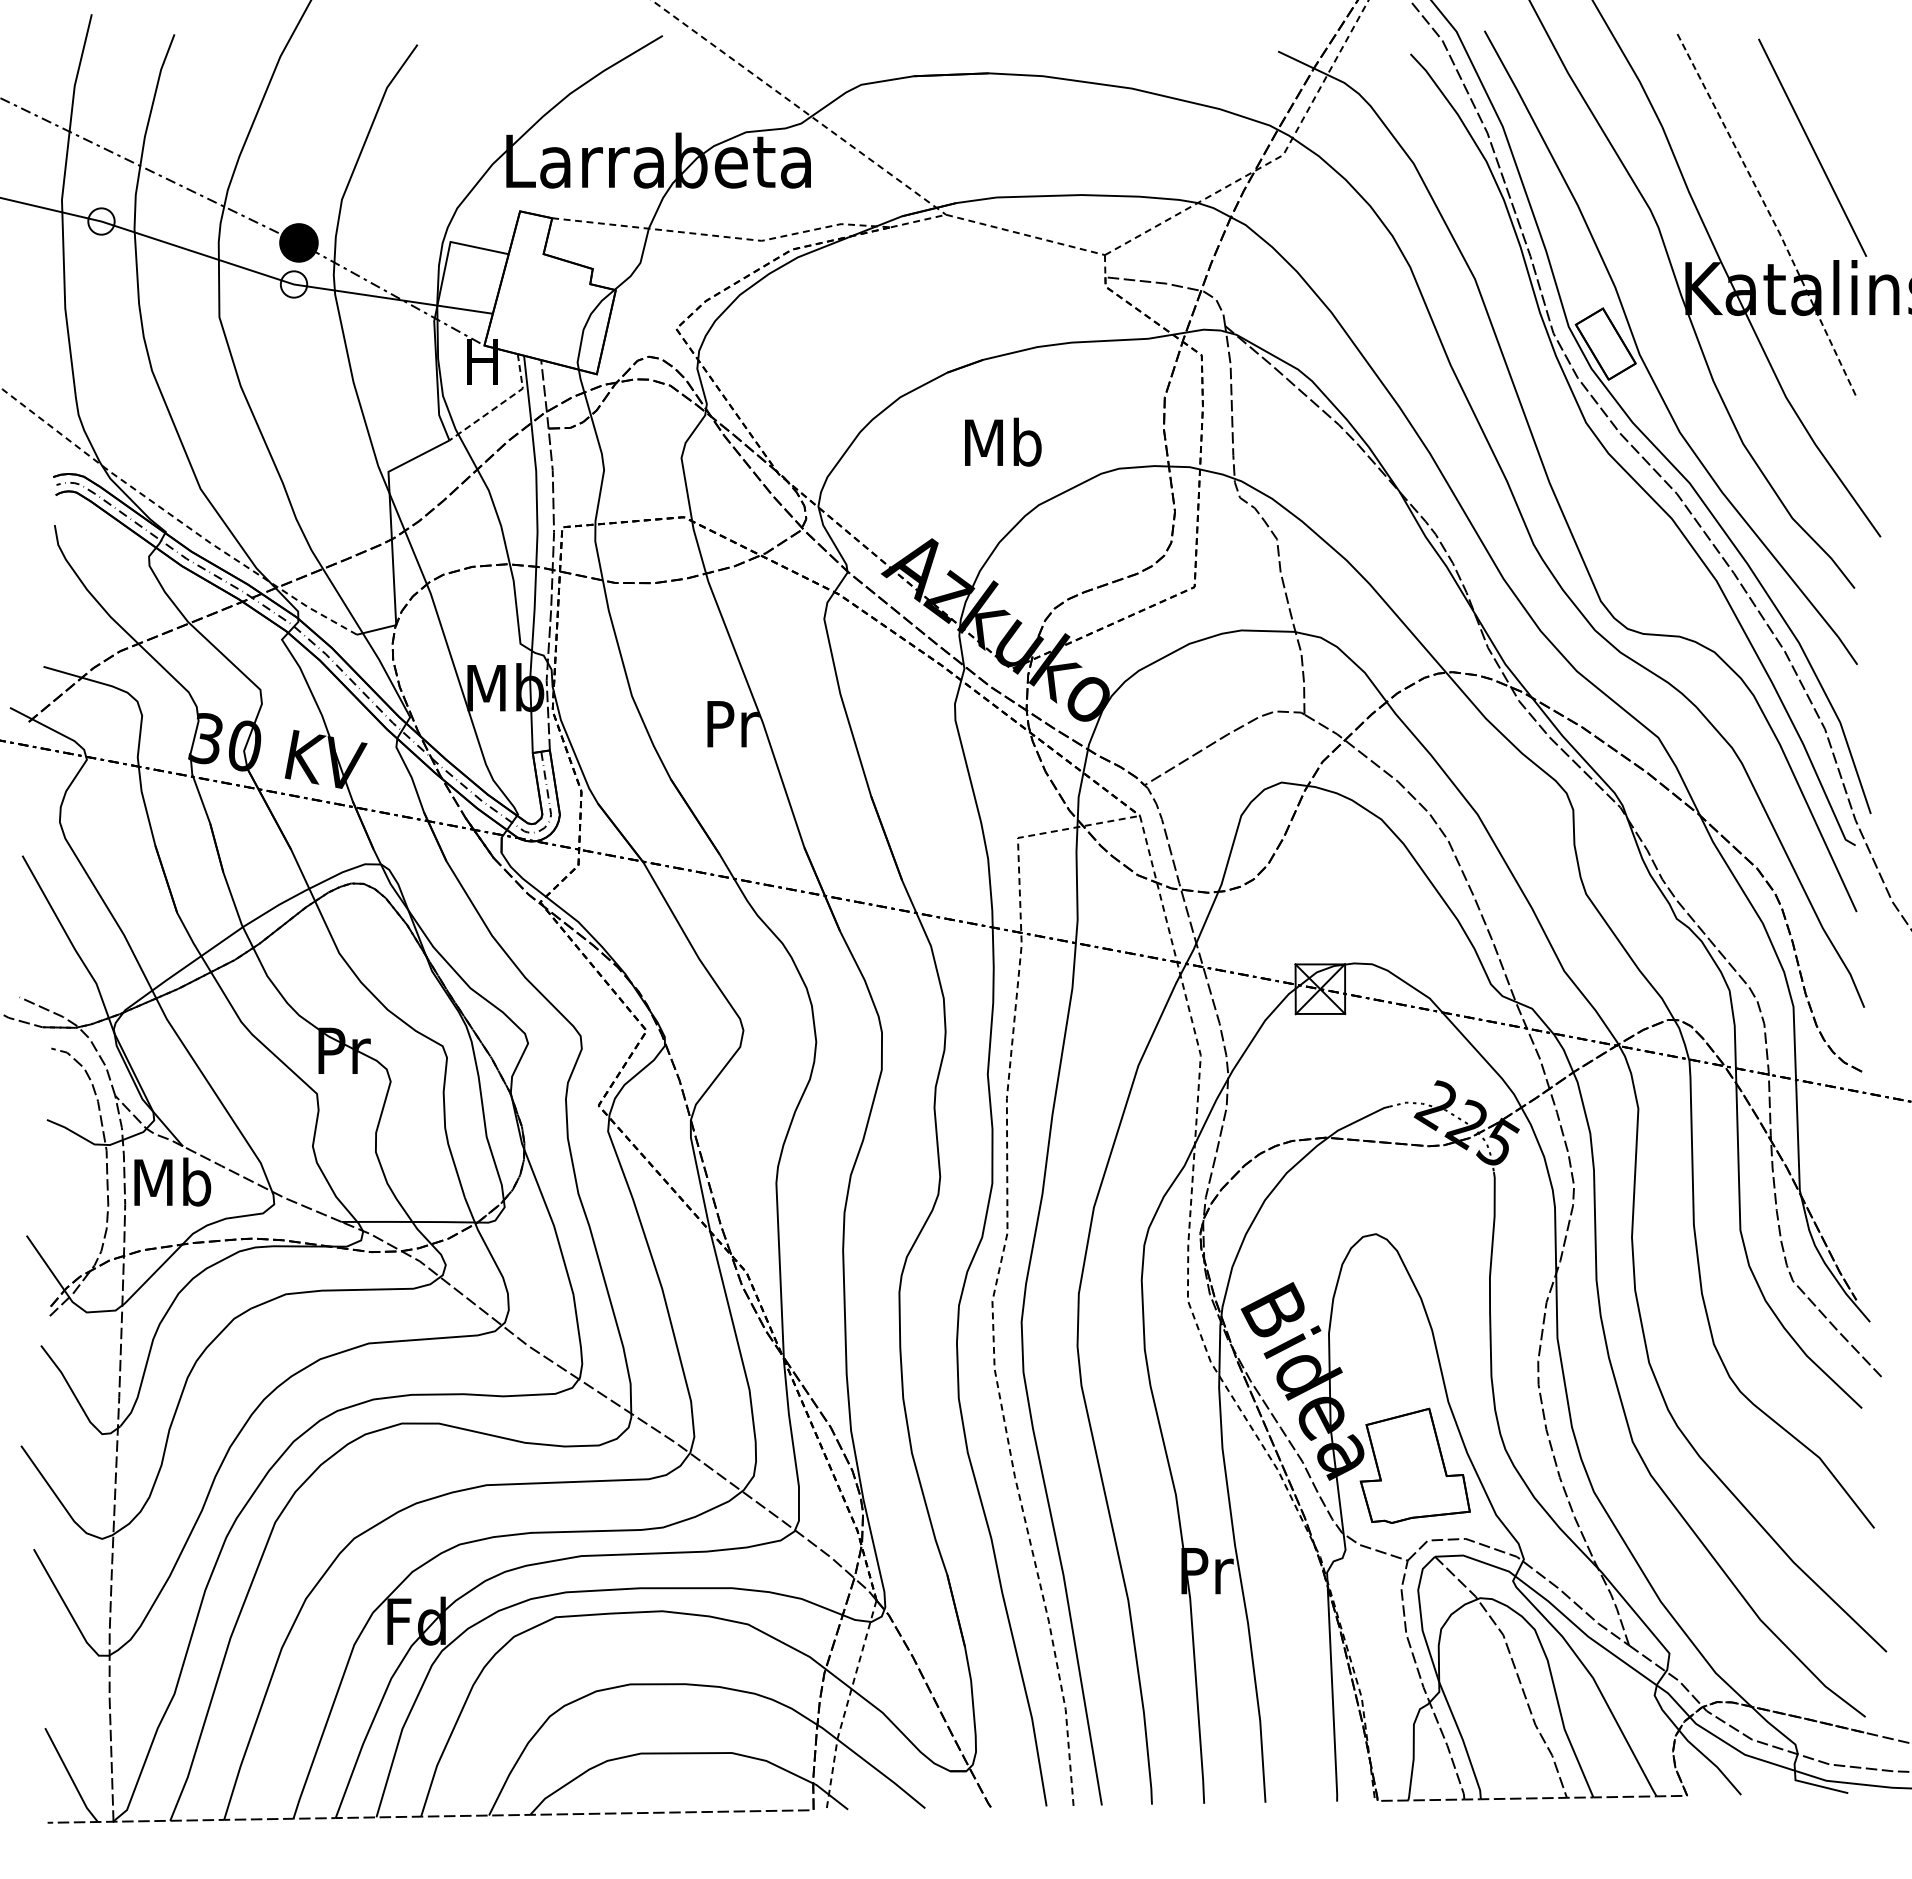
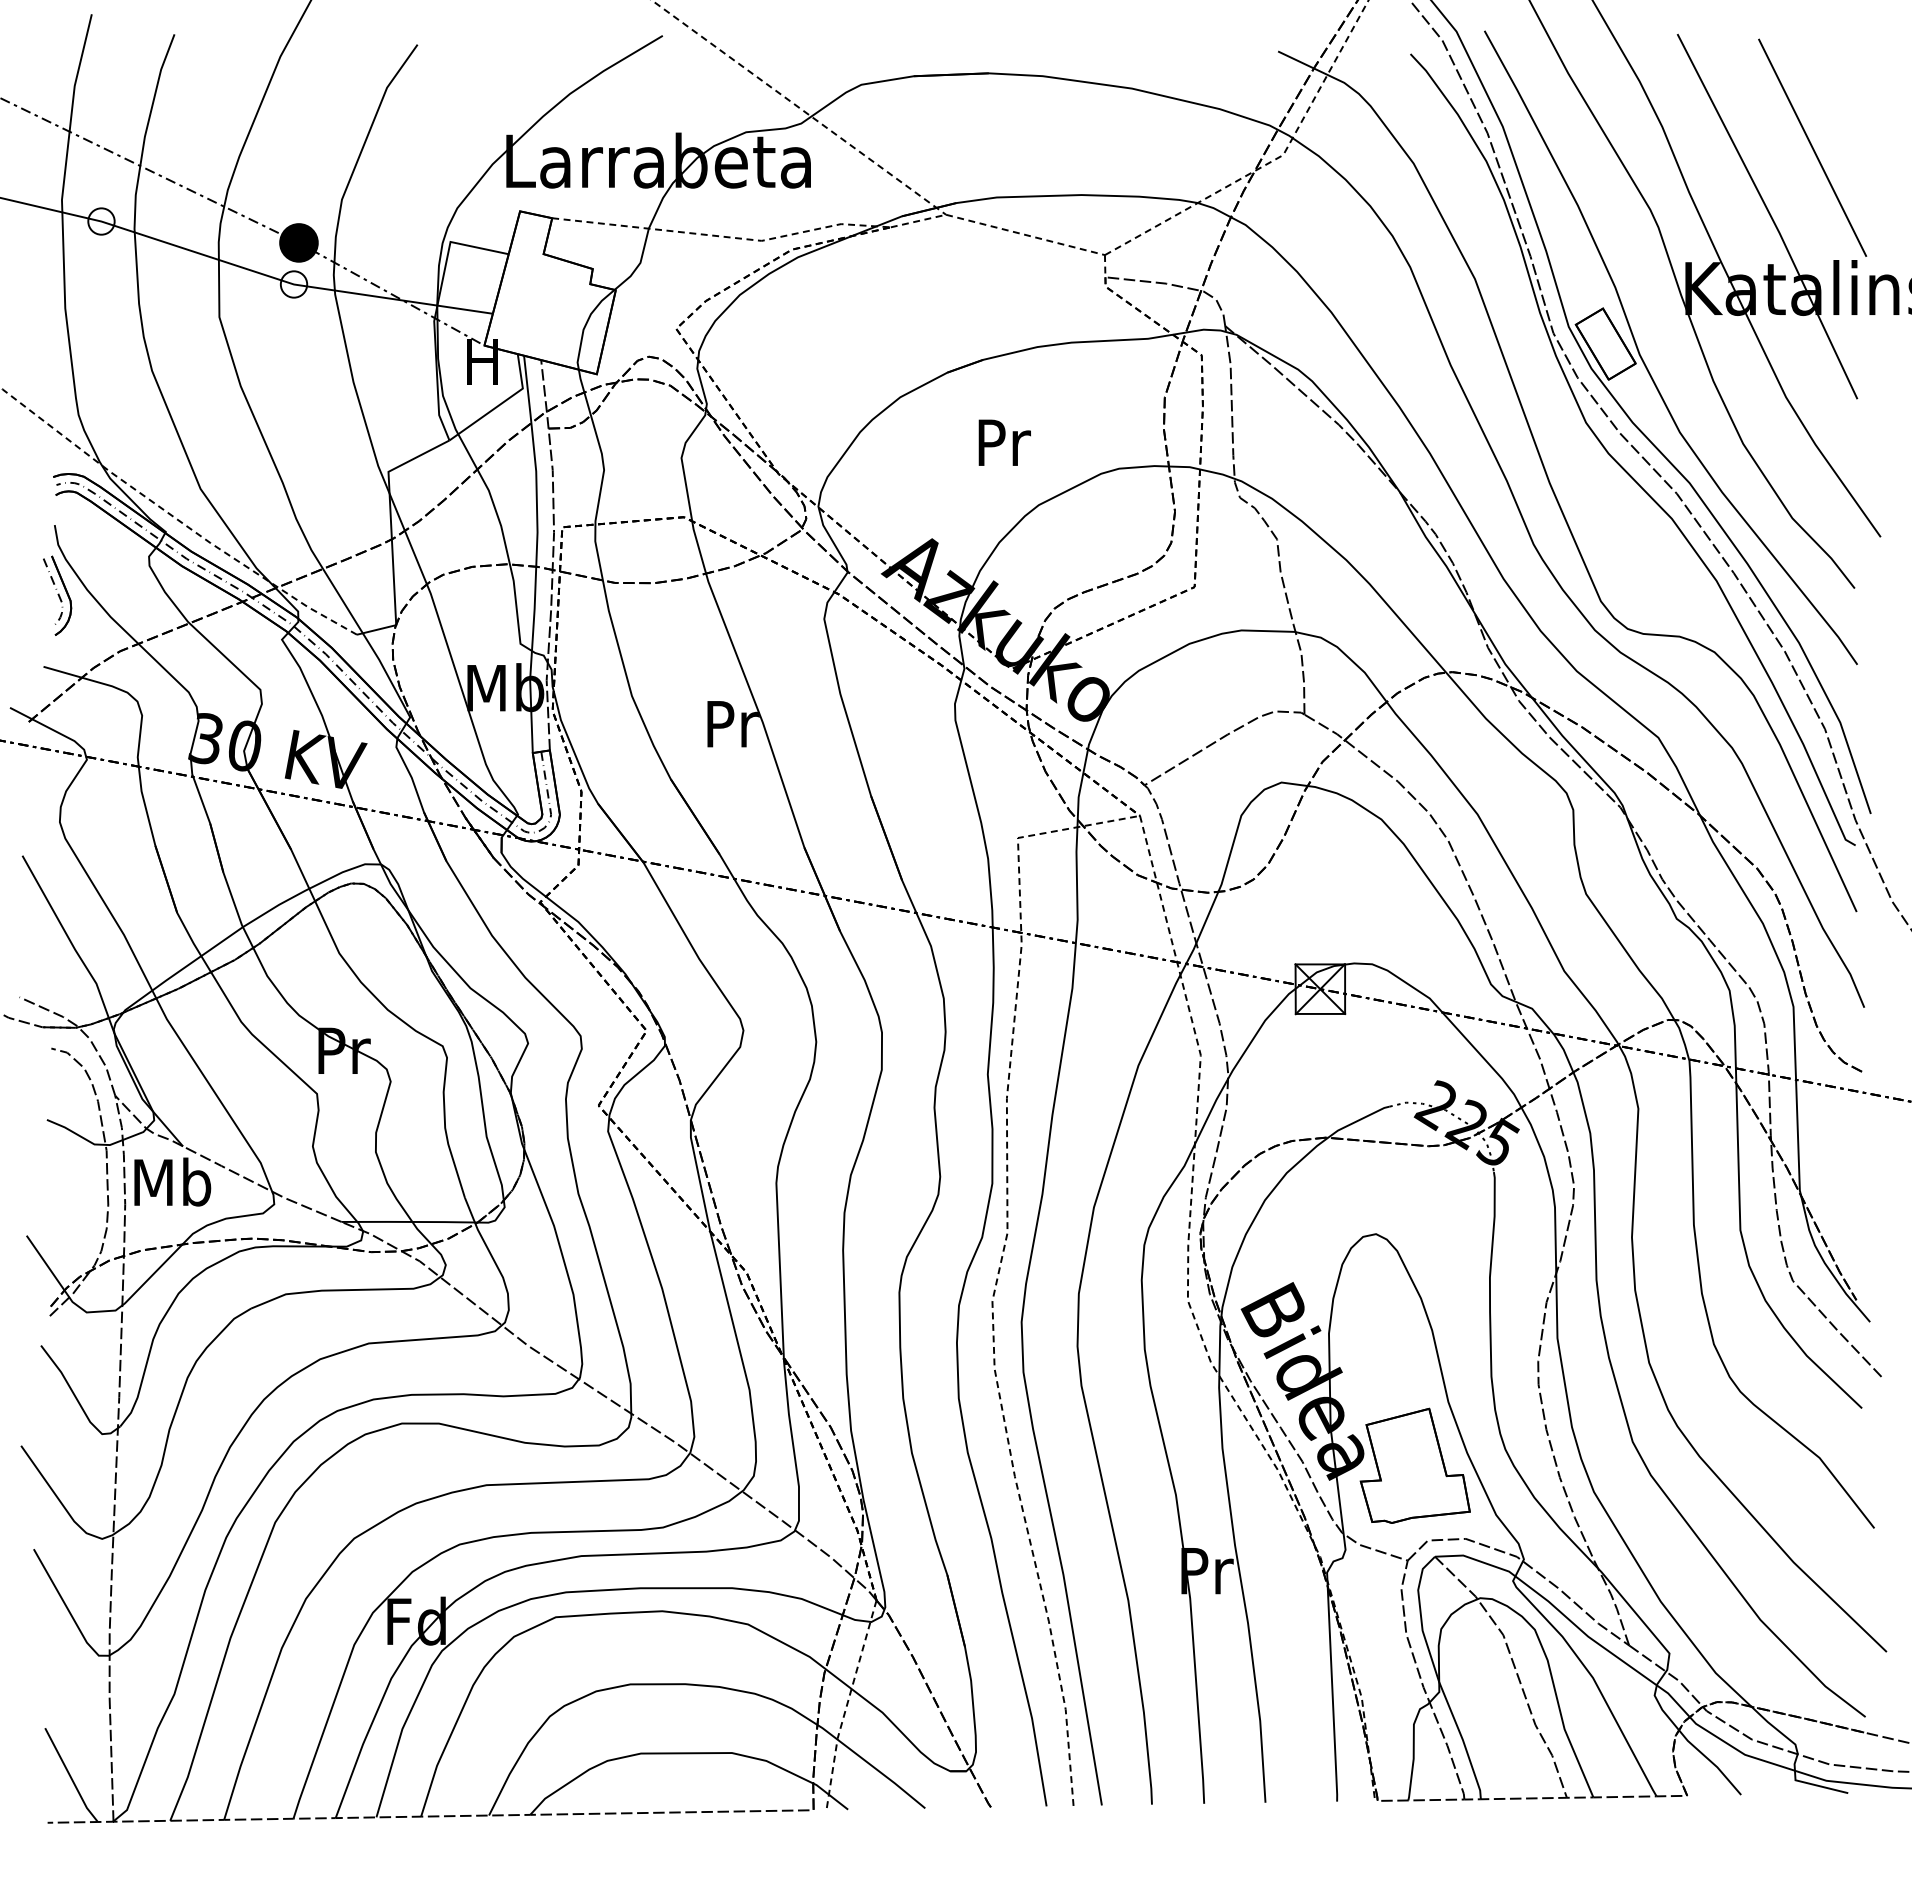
line: dashed -> solid (1770, 216)
line: dashed -> solid (500, 404)
text: Mb -> Pr (1003, 441)
part: none -> present (57, 595)
